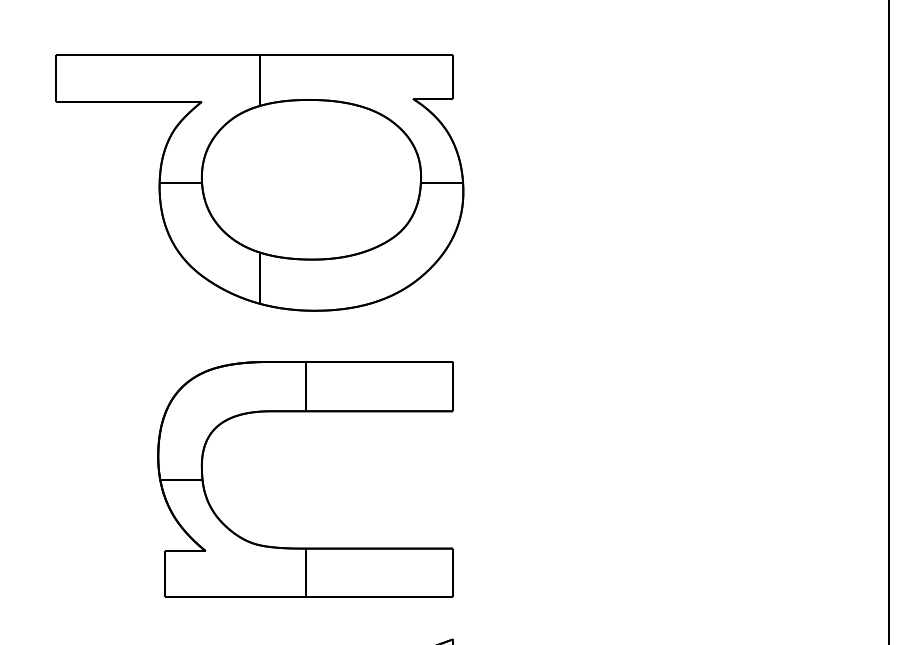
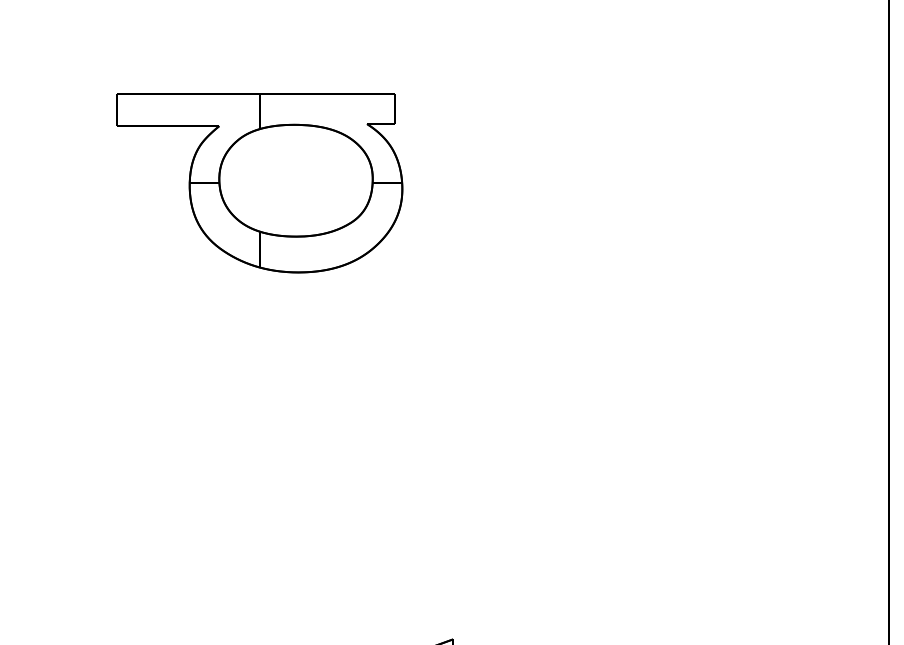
part size: 410x258 px -> 288x181 px (259, 183)
part: present -> none (305, 412)
